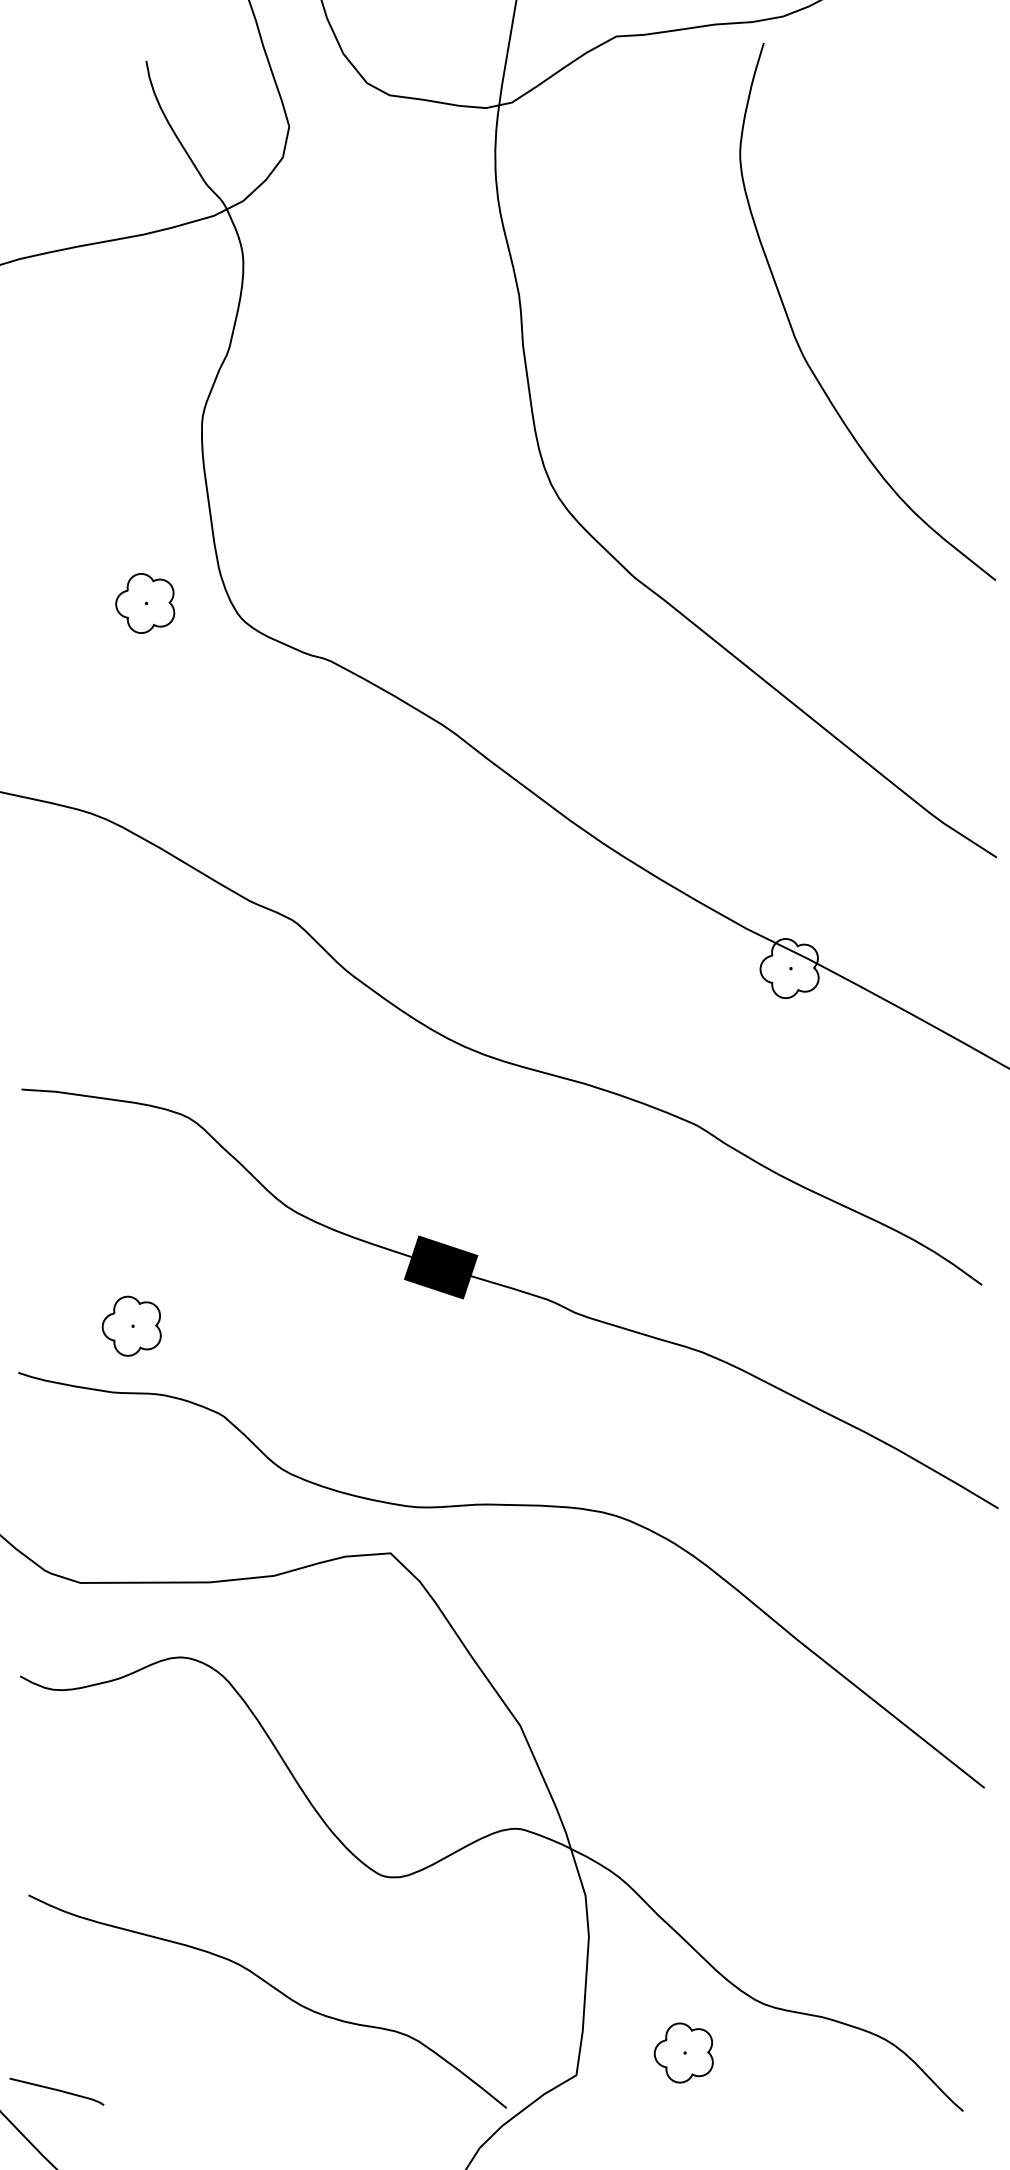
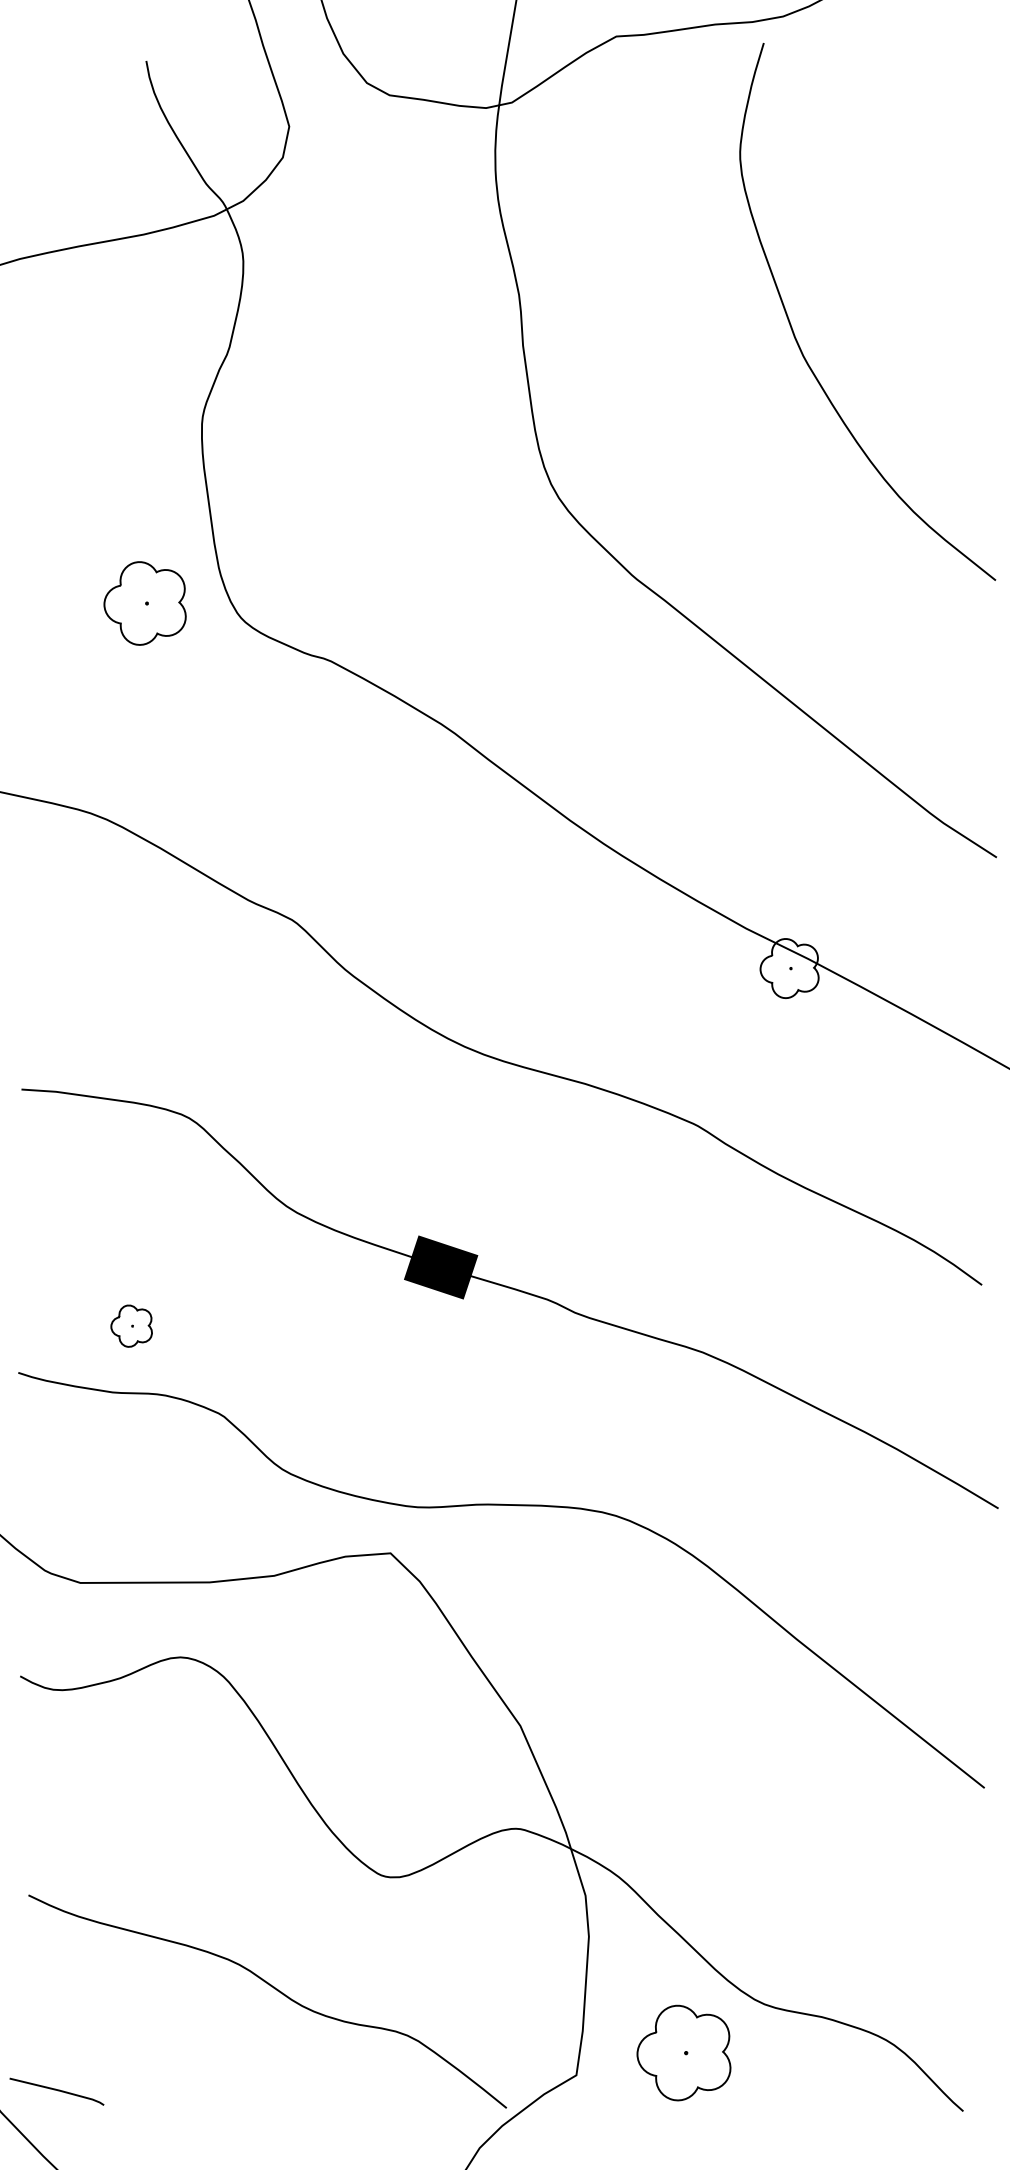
part size: 61x61 px -> 84x85 px (144, 603)
part size: 61x62 px -> 43x44 px (131, 1325)
part size: 61x62 px -> 96x98 px (683, 2052)
